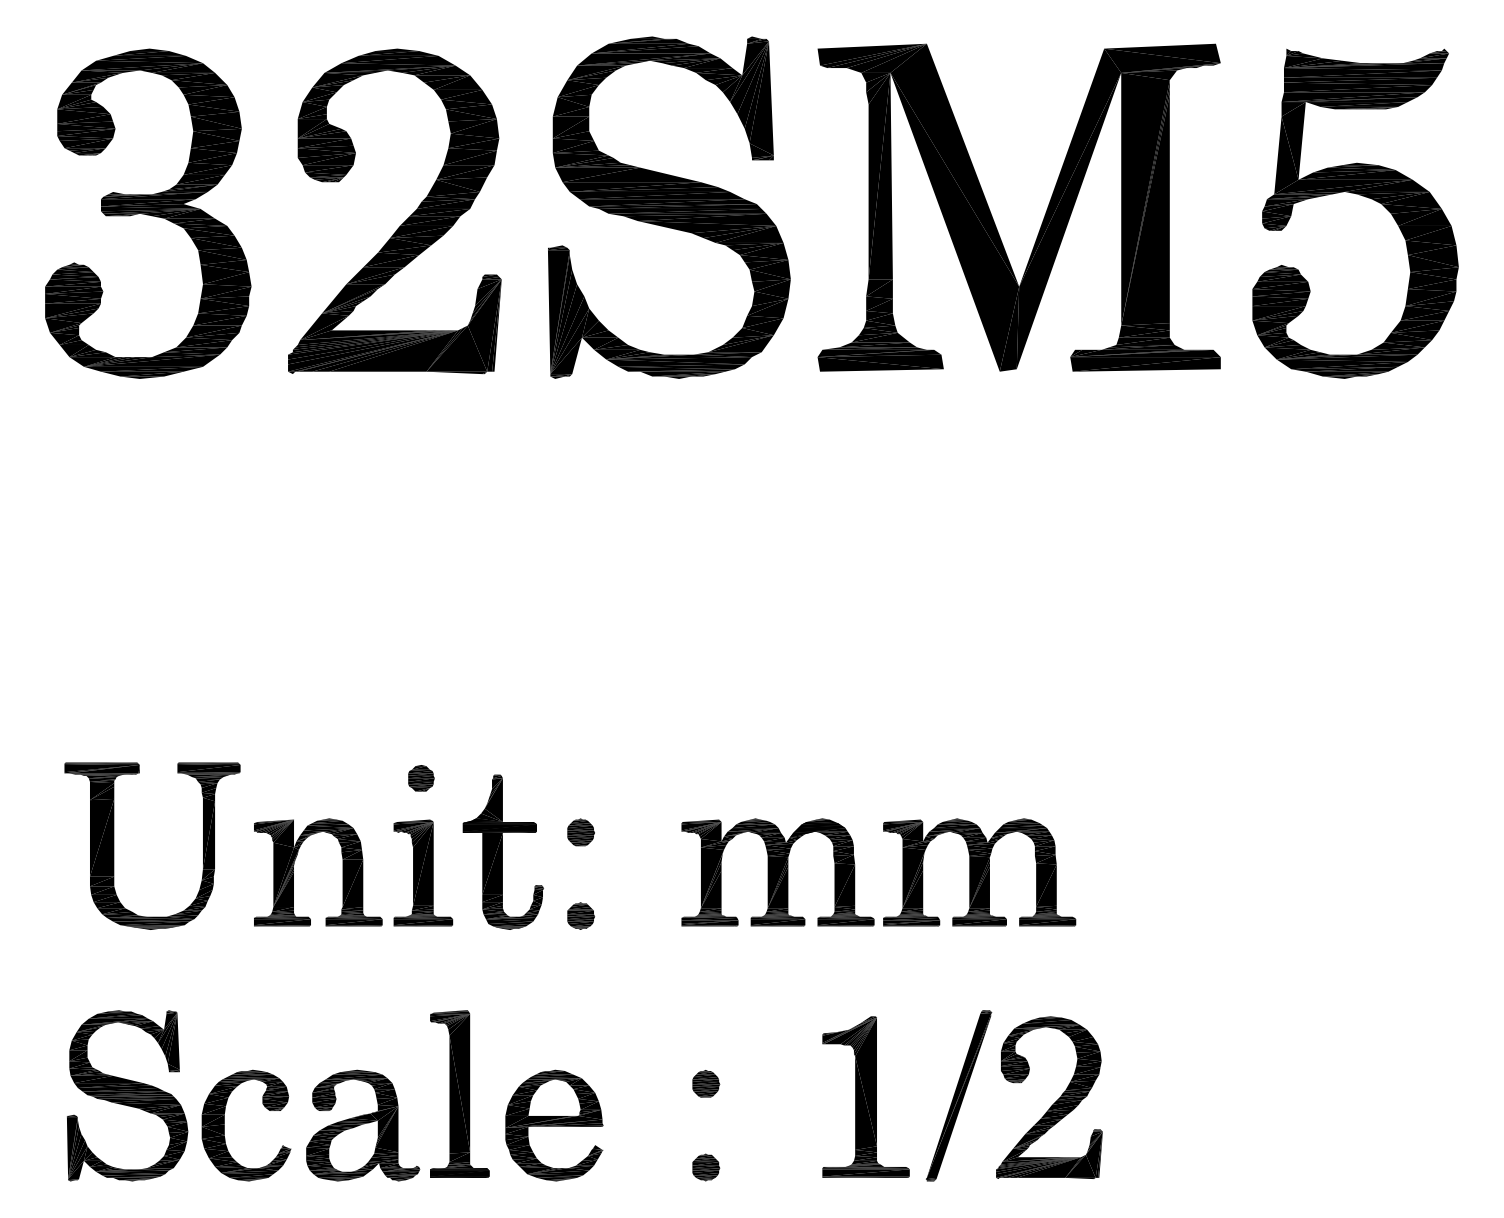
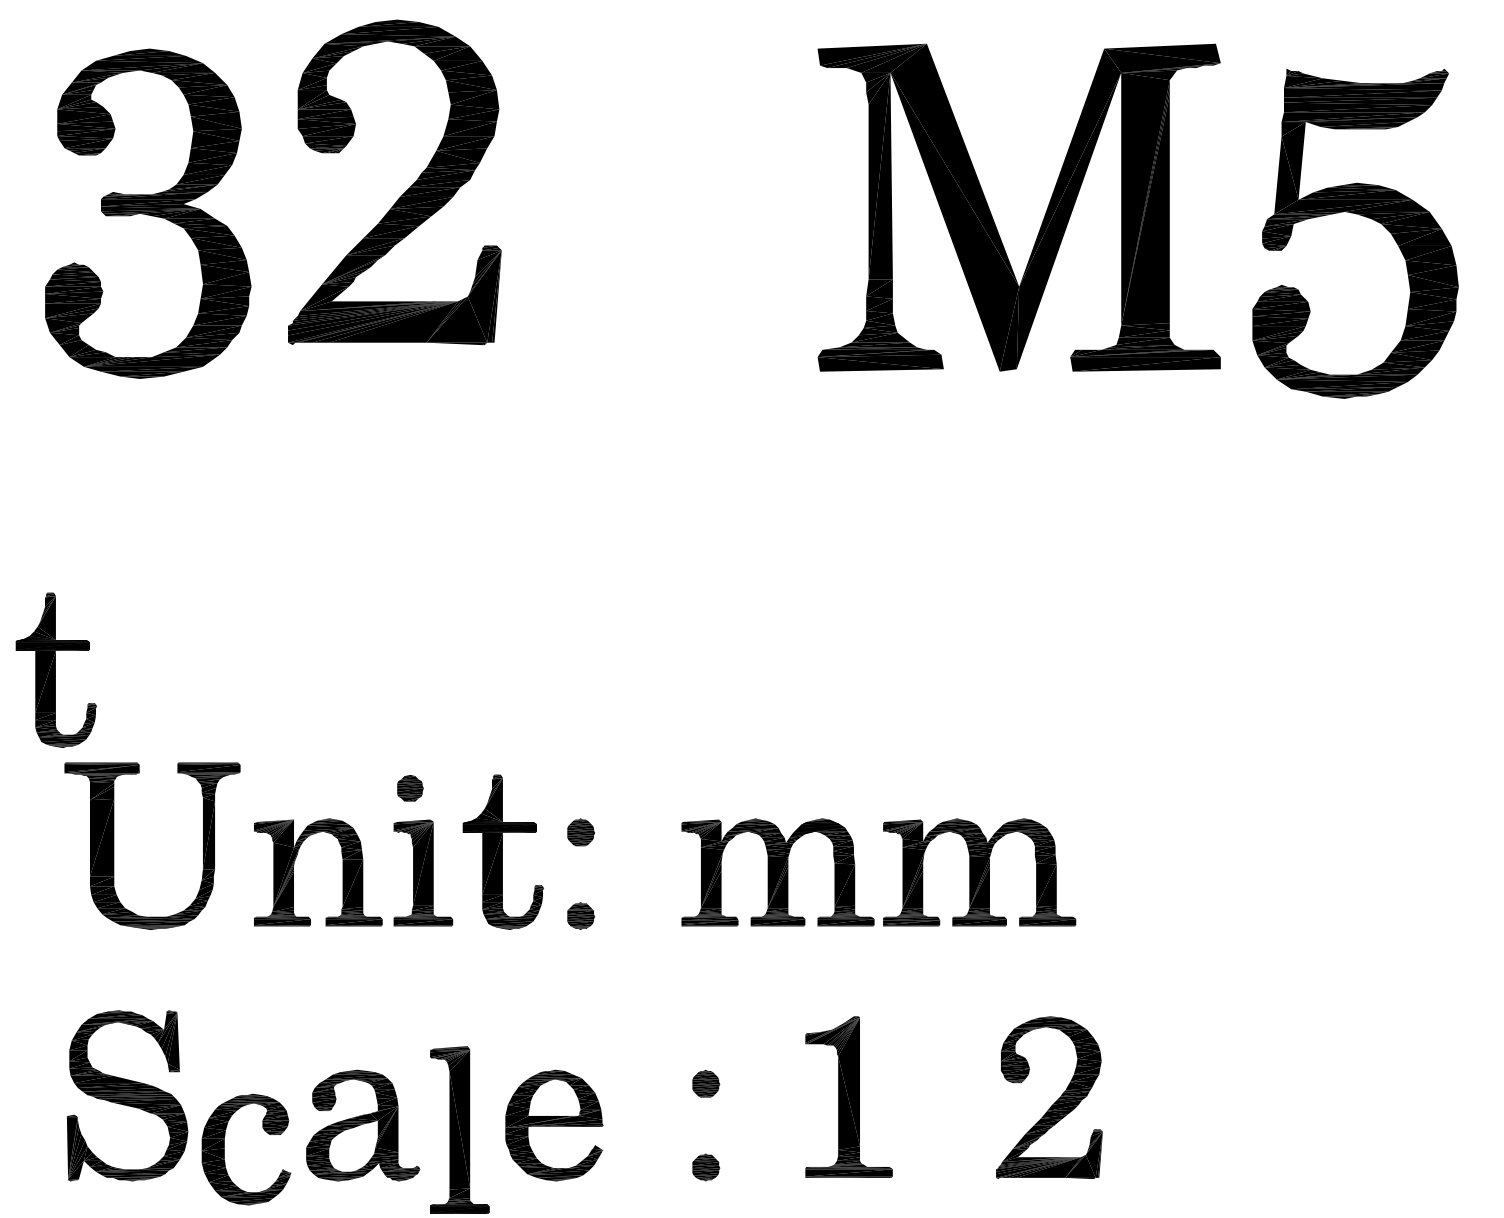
part position: (1362, 196) -> (1362, 216) (1362, 216)
part: present -> none (669, 207)
part position: (404, 221) -> (404, 192) (404, 192)
part: none -> present (55, 669)
part position: (421, 778) -> (410, 788) (410, 788)
part position: (459, 1093) -> (459, 1129) (459, 1129)
part: present -> none (959, 1095)
part position: (865, 1096) -> (848, 1096) (848, 1096)
part position: (224, 1125) -> (224, 1149) (224, 1149)
